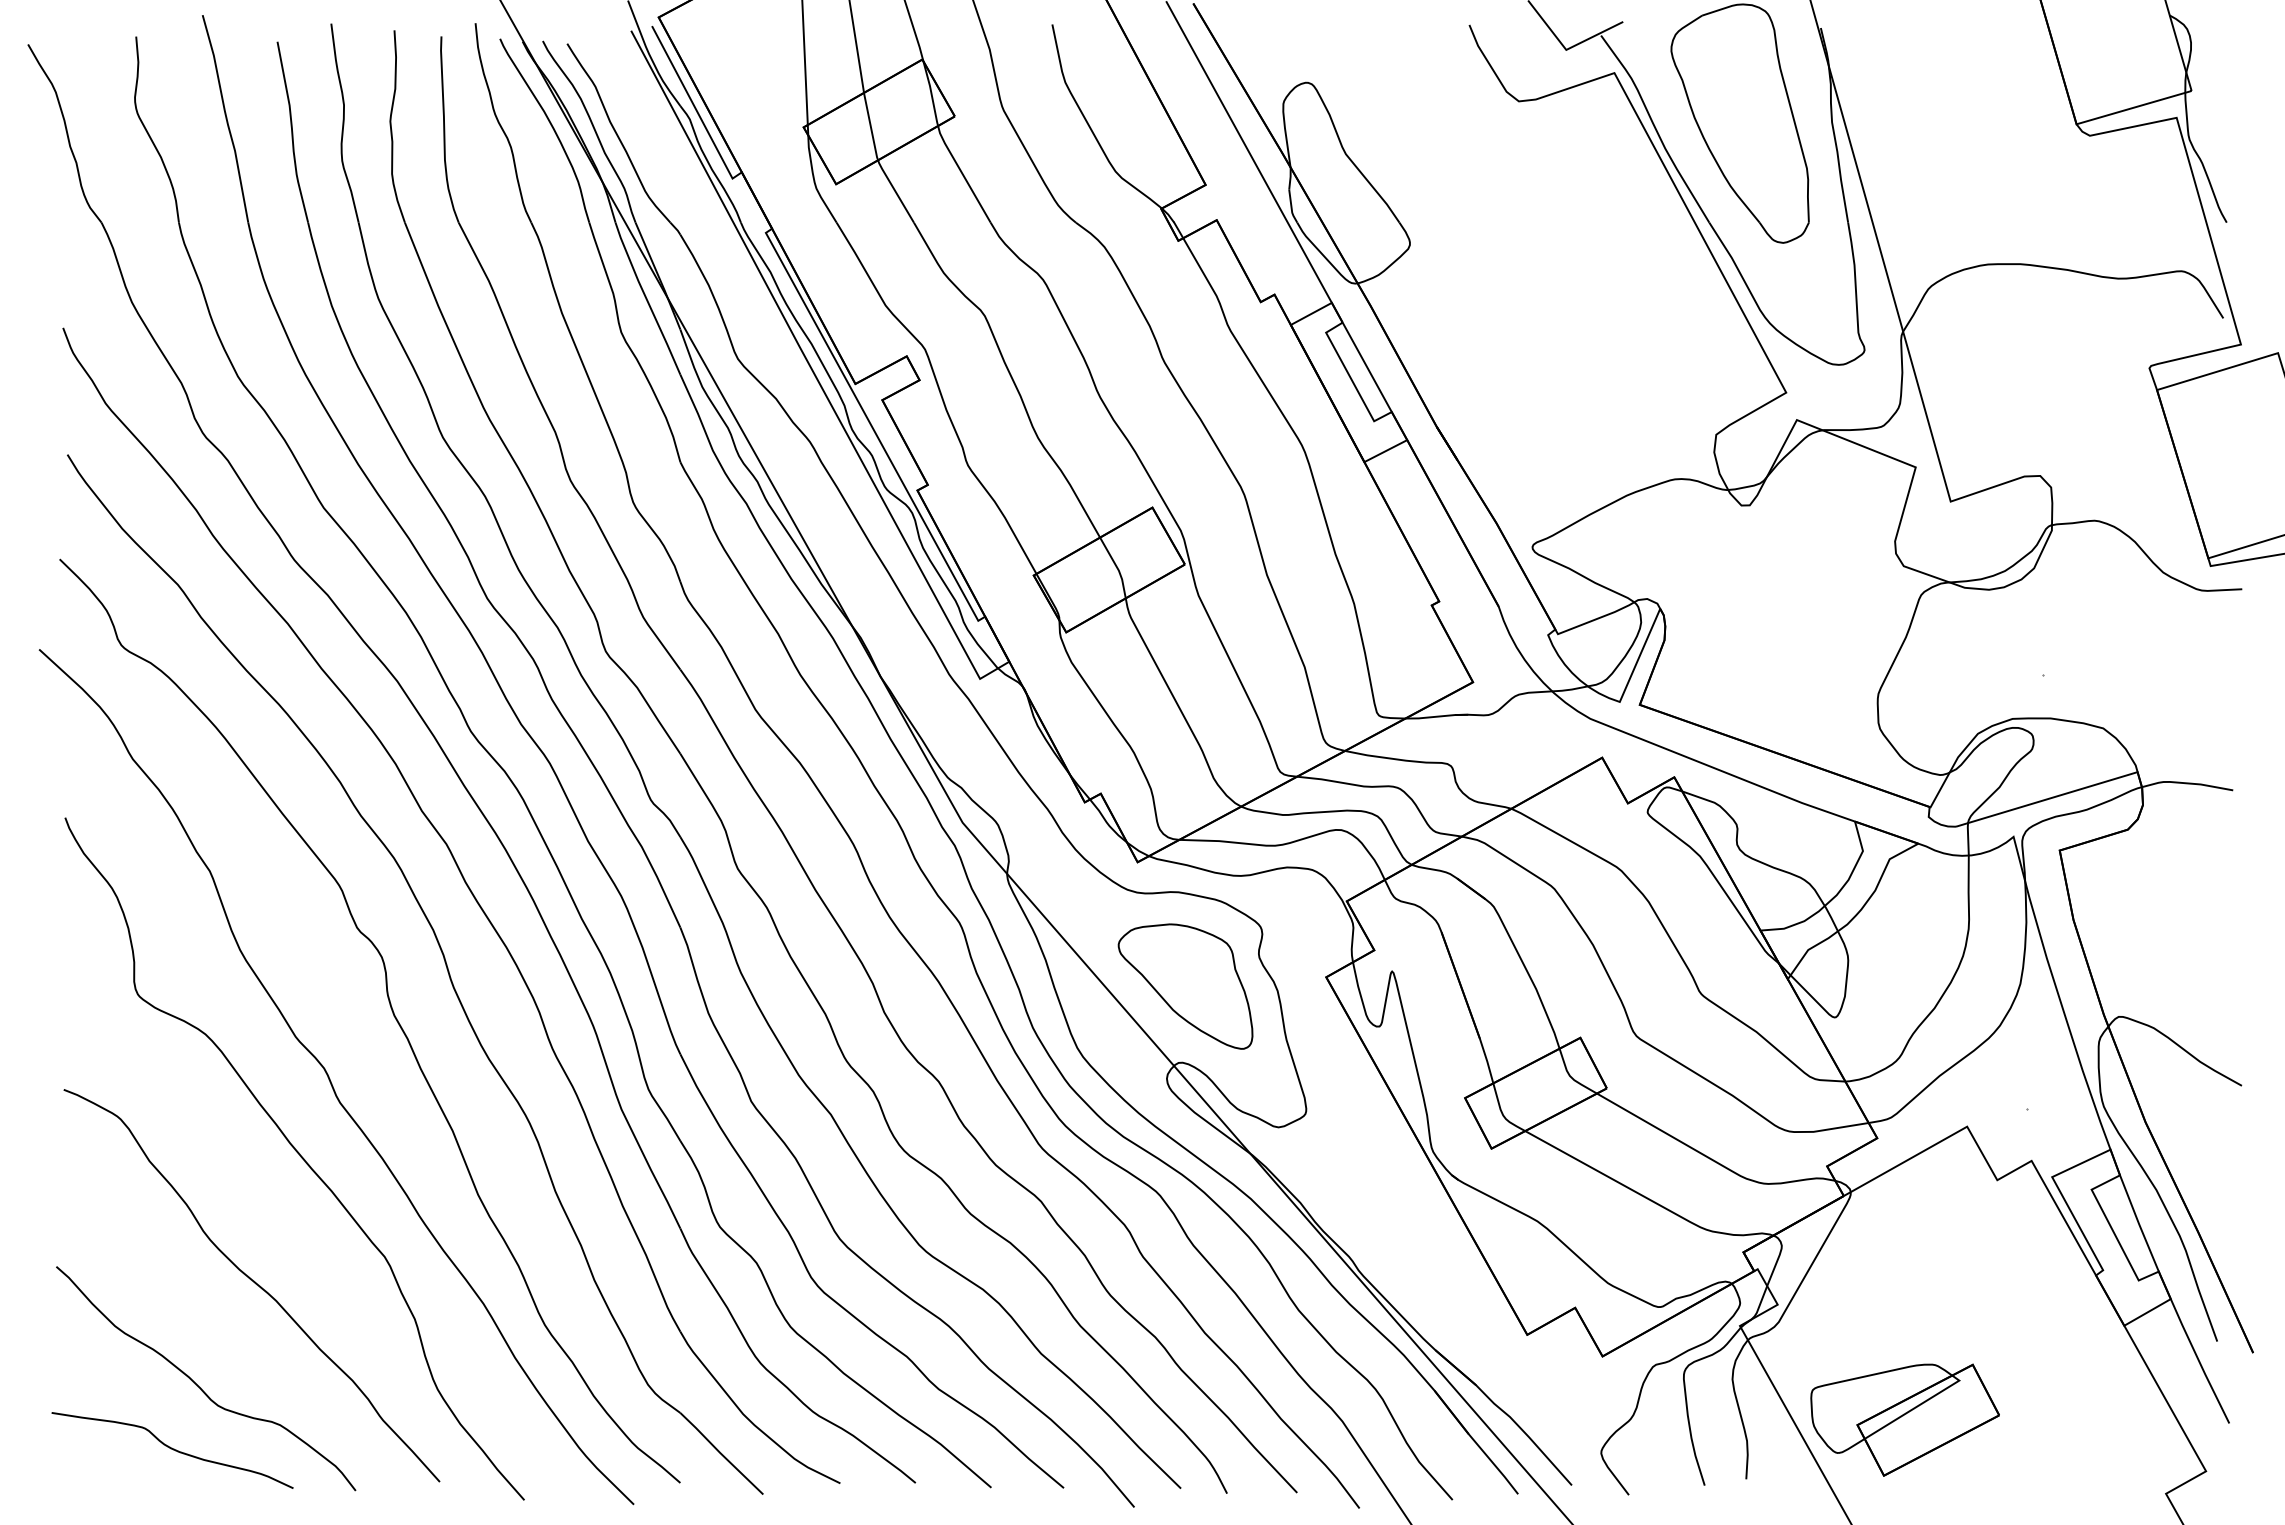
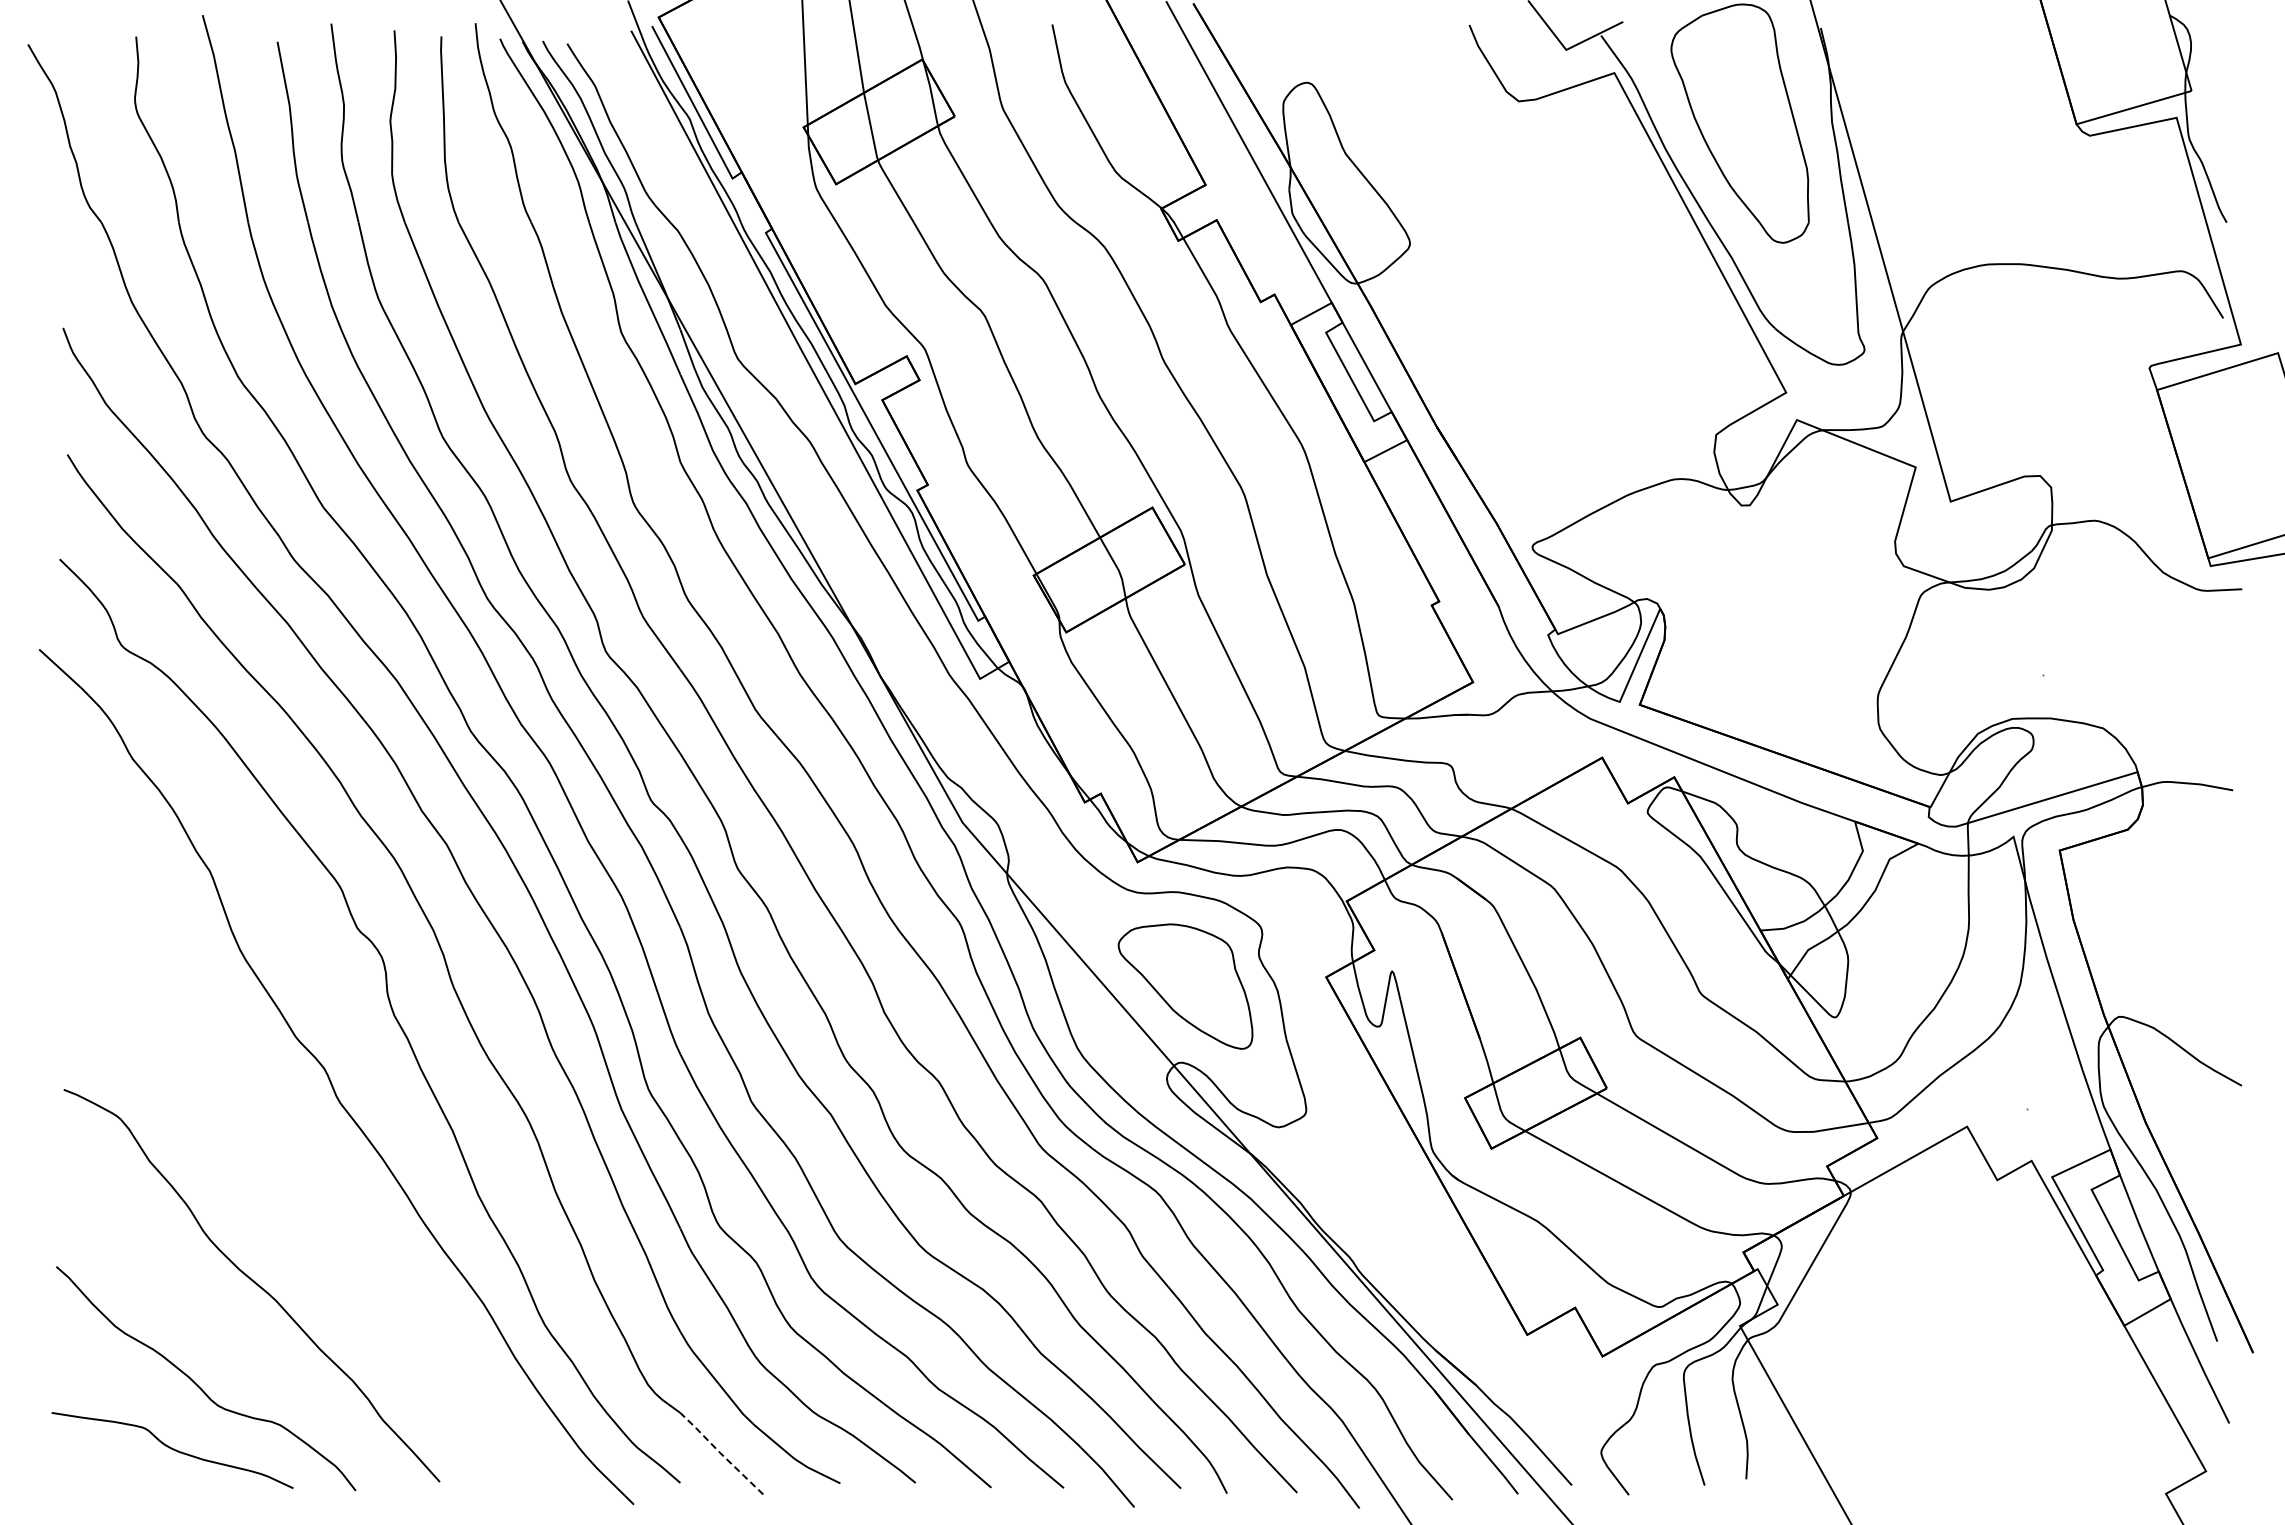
curve: present -> none (298, 1154)
part: present -> none (1904, 1419)
line: solid -> dashed (720, 1453)
